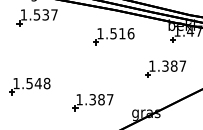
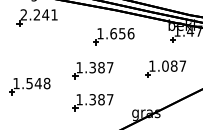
text: 1.537 -> 2.241 (38, 14)
text: 1.516 -> 1.656 (117, 33)
text: 1.387 -> 1.087 (165, 65)
part: none -> present (92, 70)
